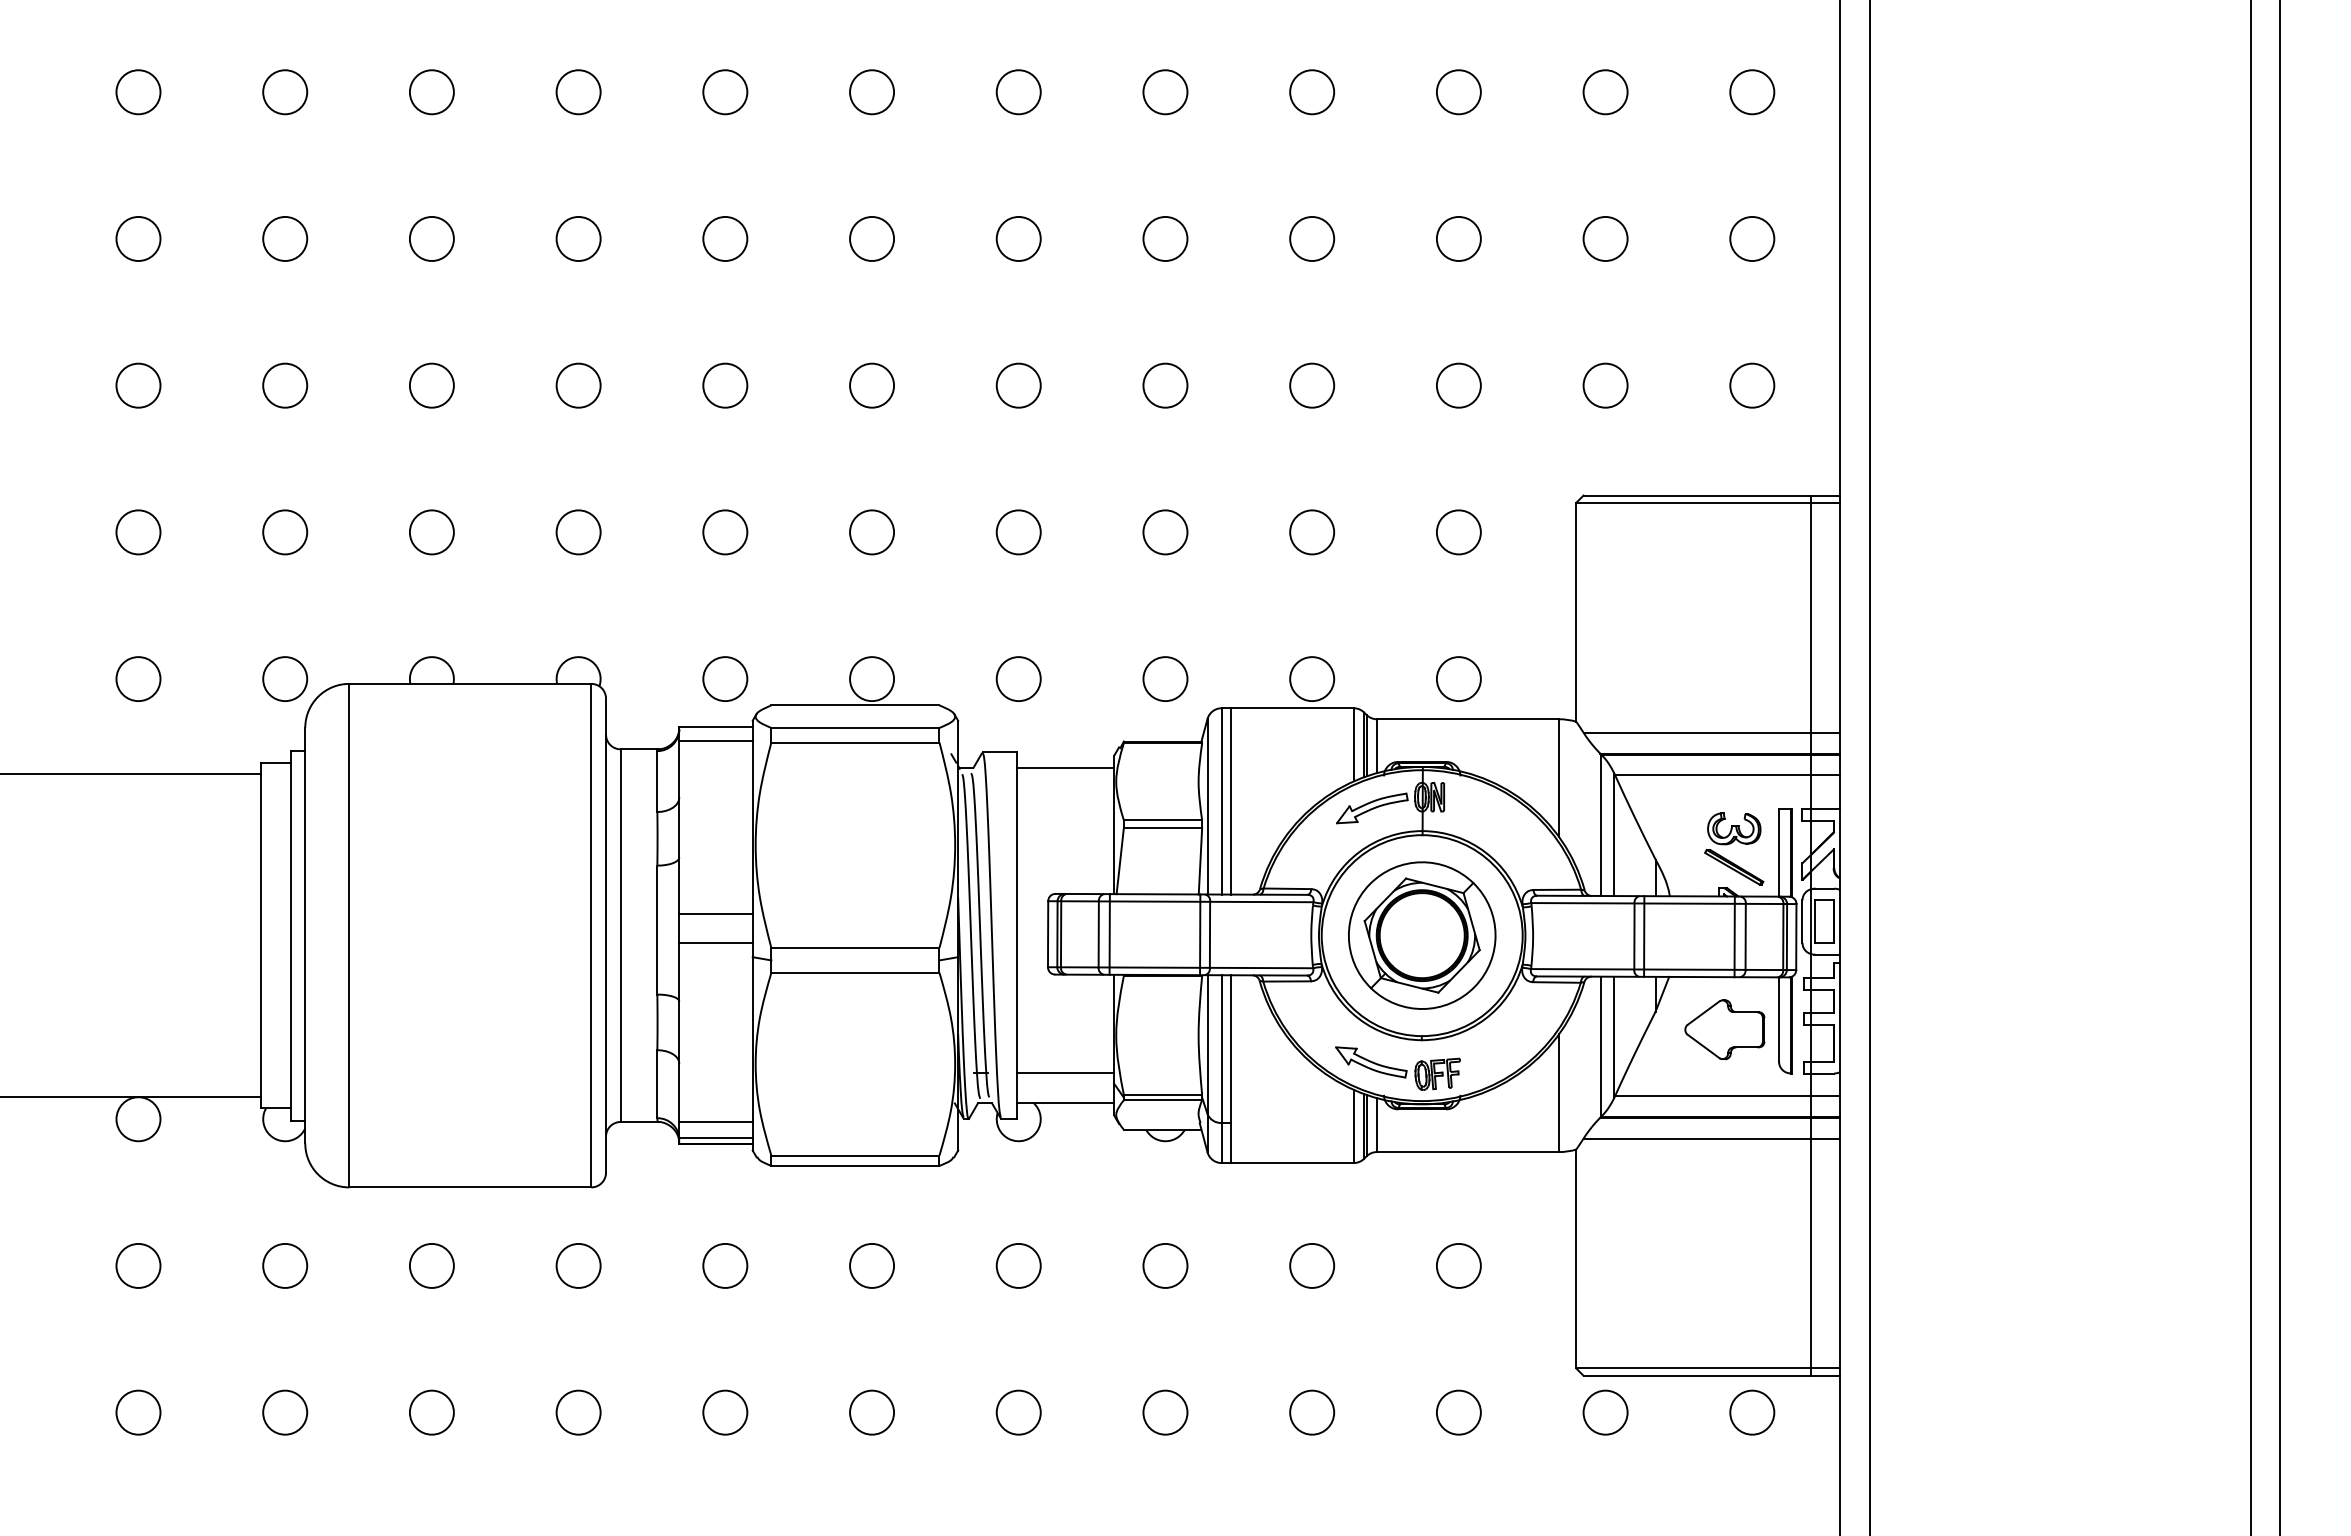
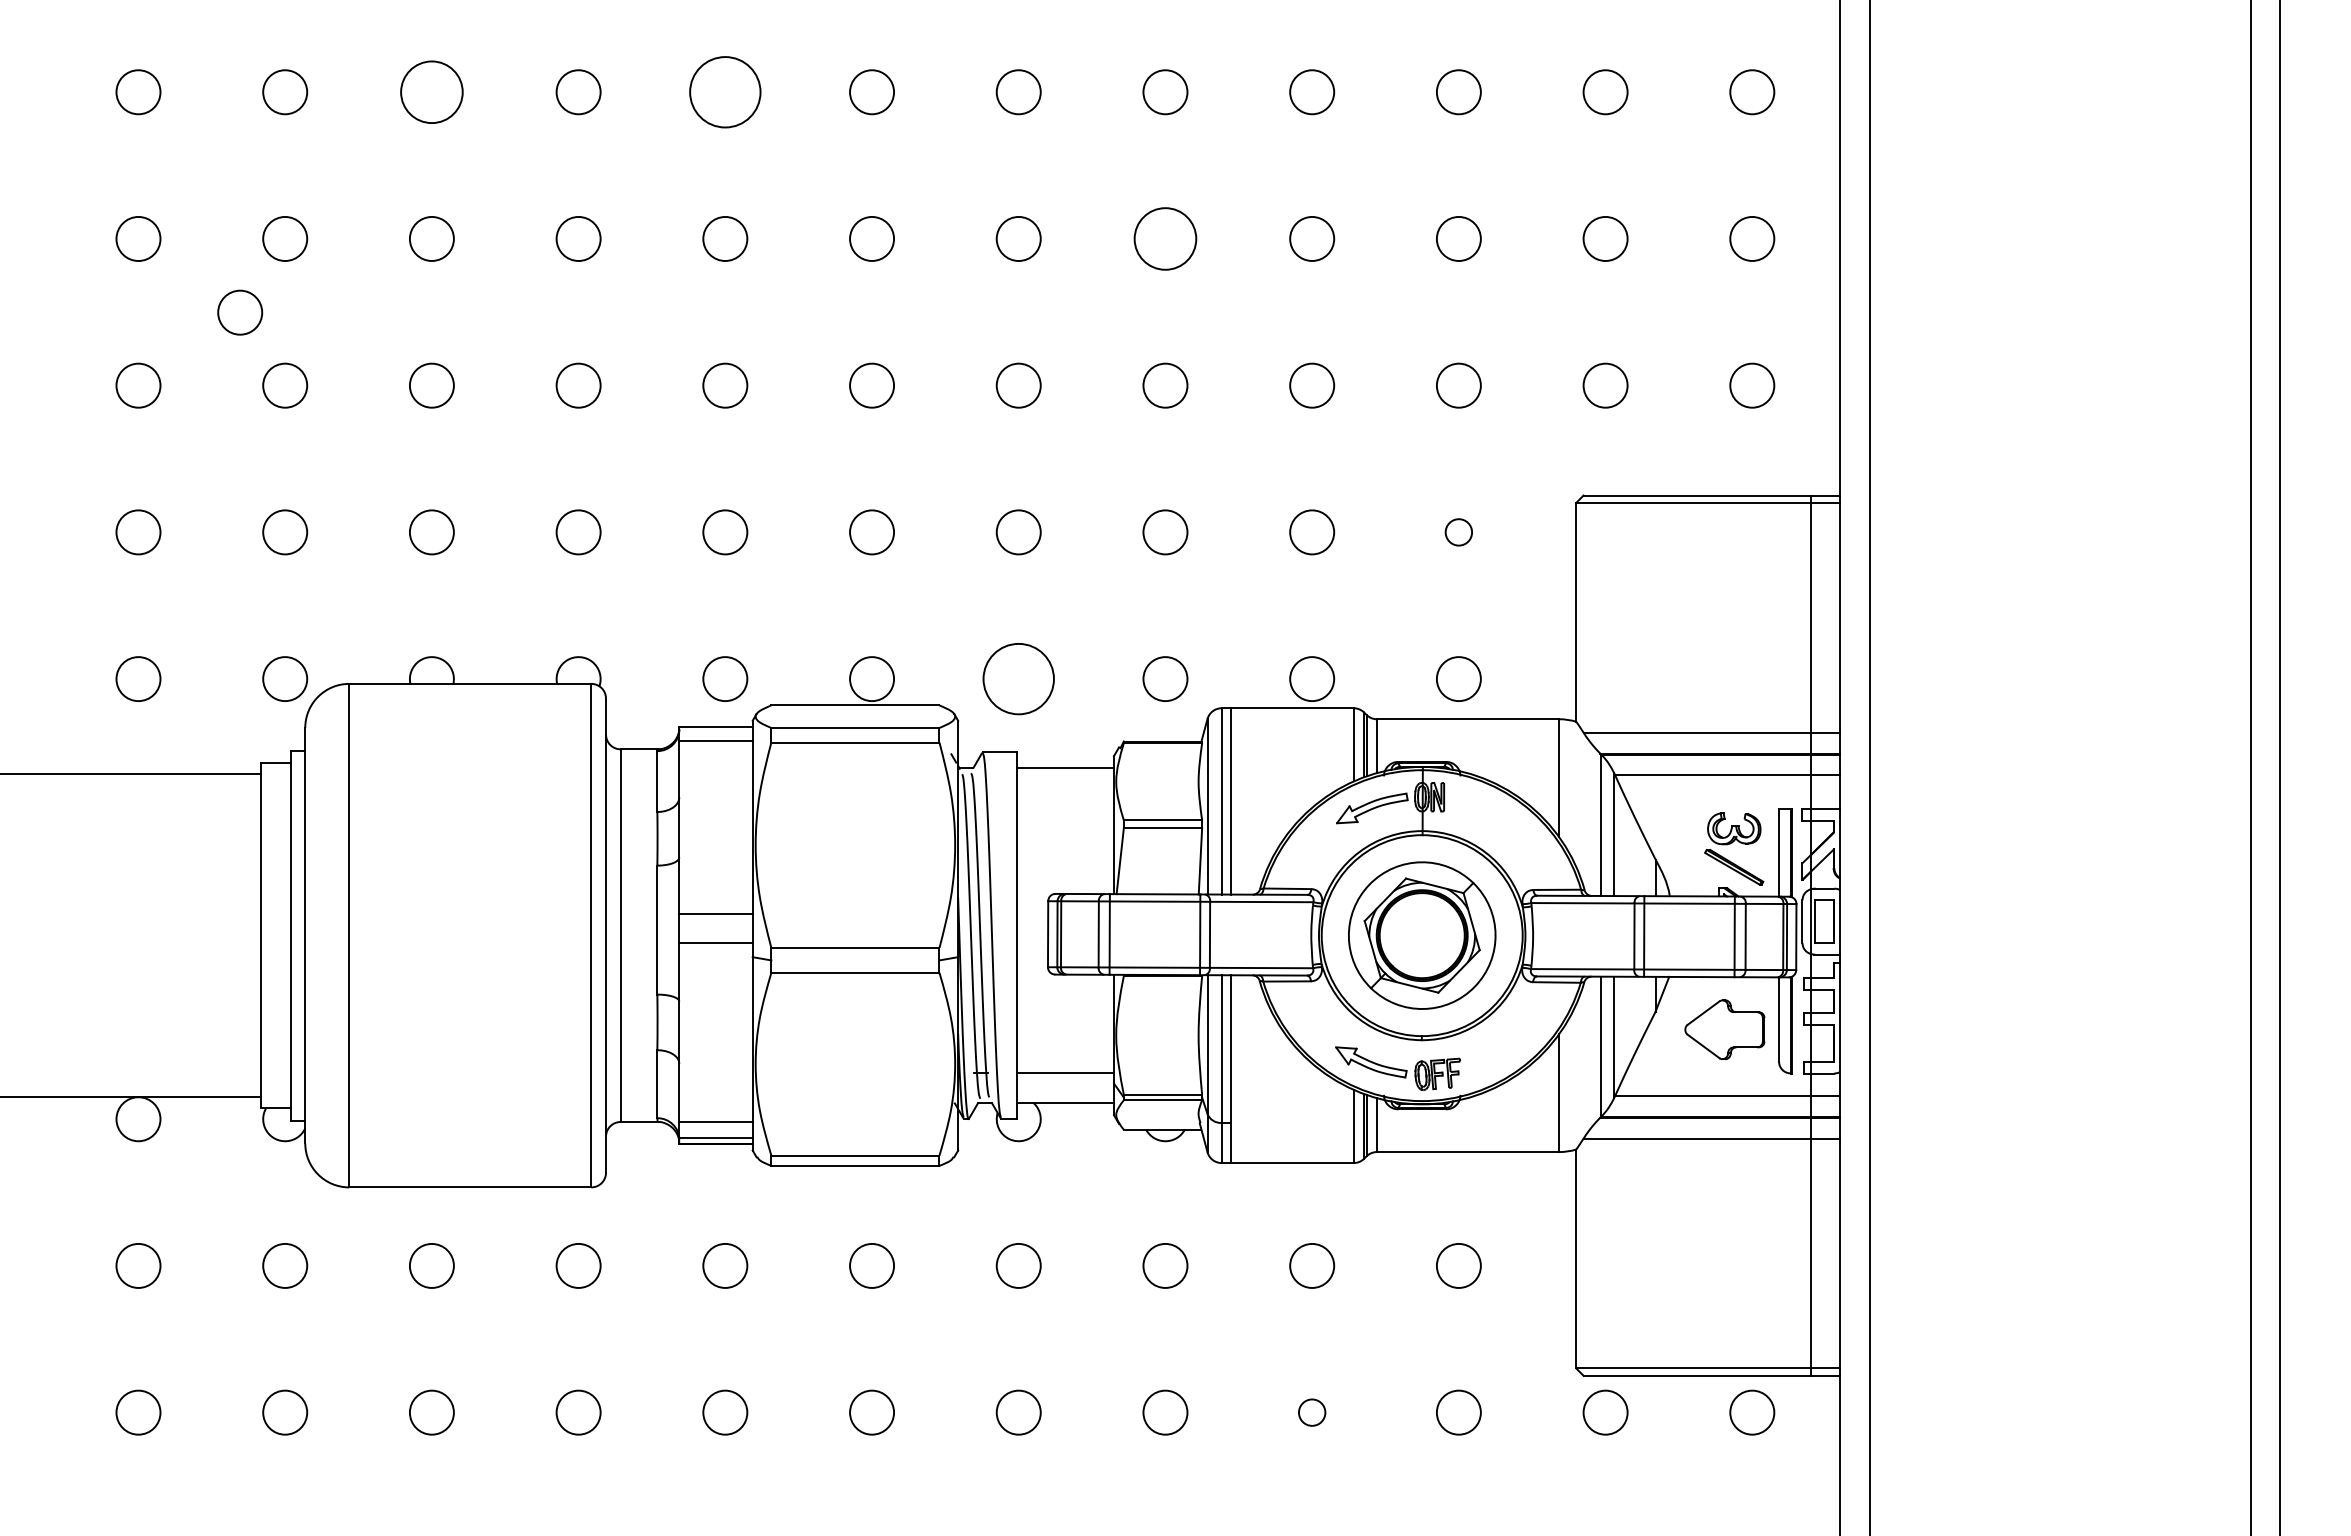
circle diameter: 44 px -> 62 px (431, 92)
circle diameter: 44 px -> 70 px (725, 92)
circle diameter: 44 px -> 62 px (1165, 238)
circle: none -> present (240, 312)
circle diameter: 44 px -> 26 px (1458, 532)
circle diameter: 44 px -> 70 px (1018, 678)
circle diameter: 44 px -> 26 px (1311, 1412)
